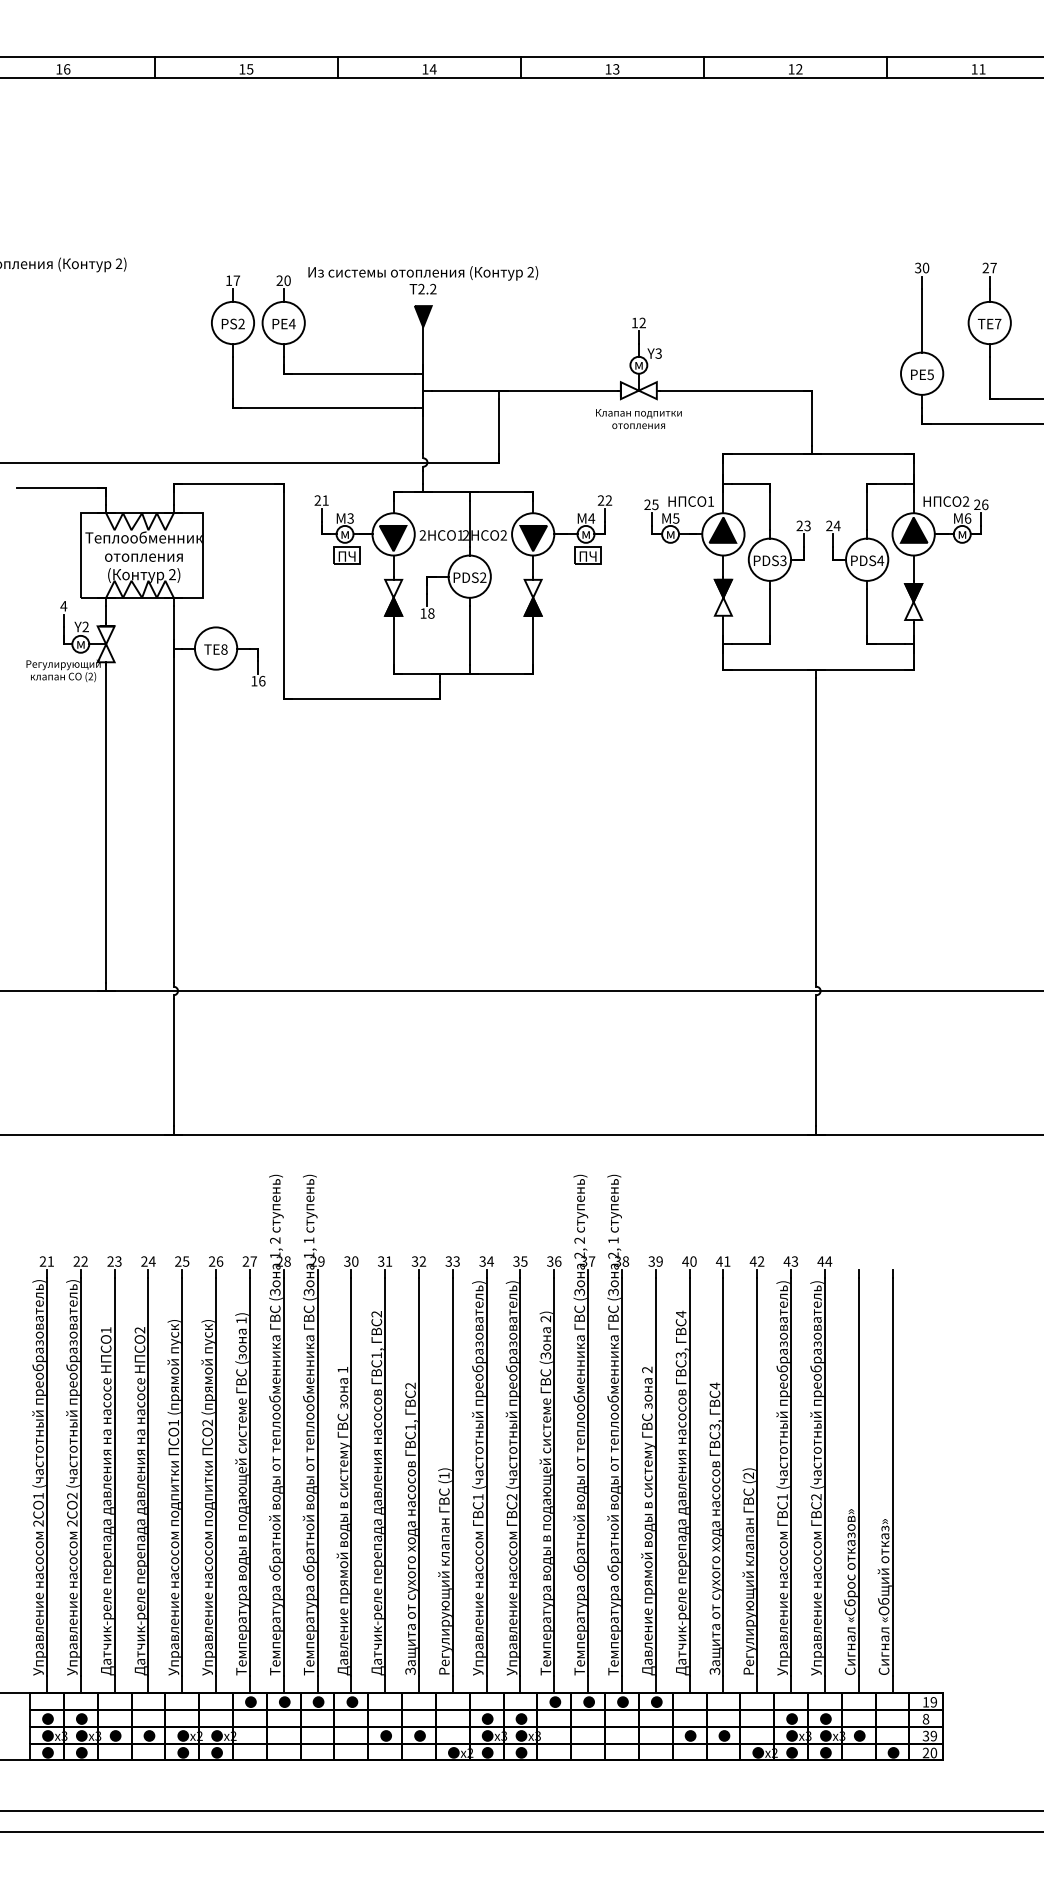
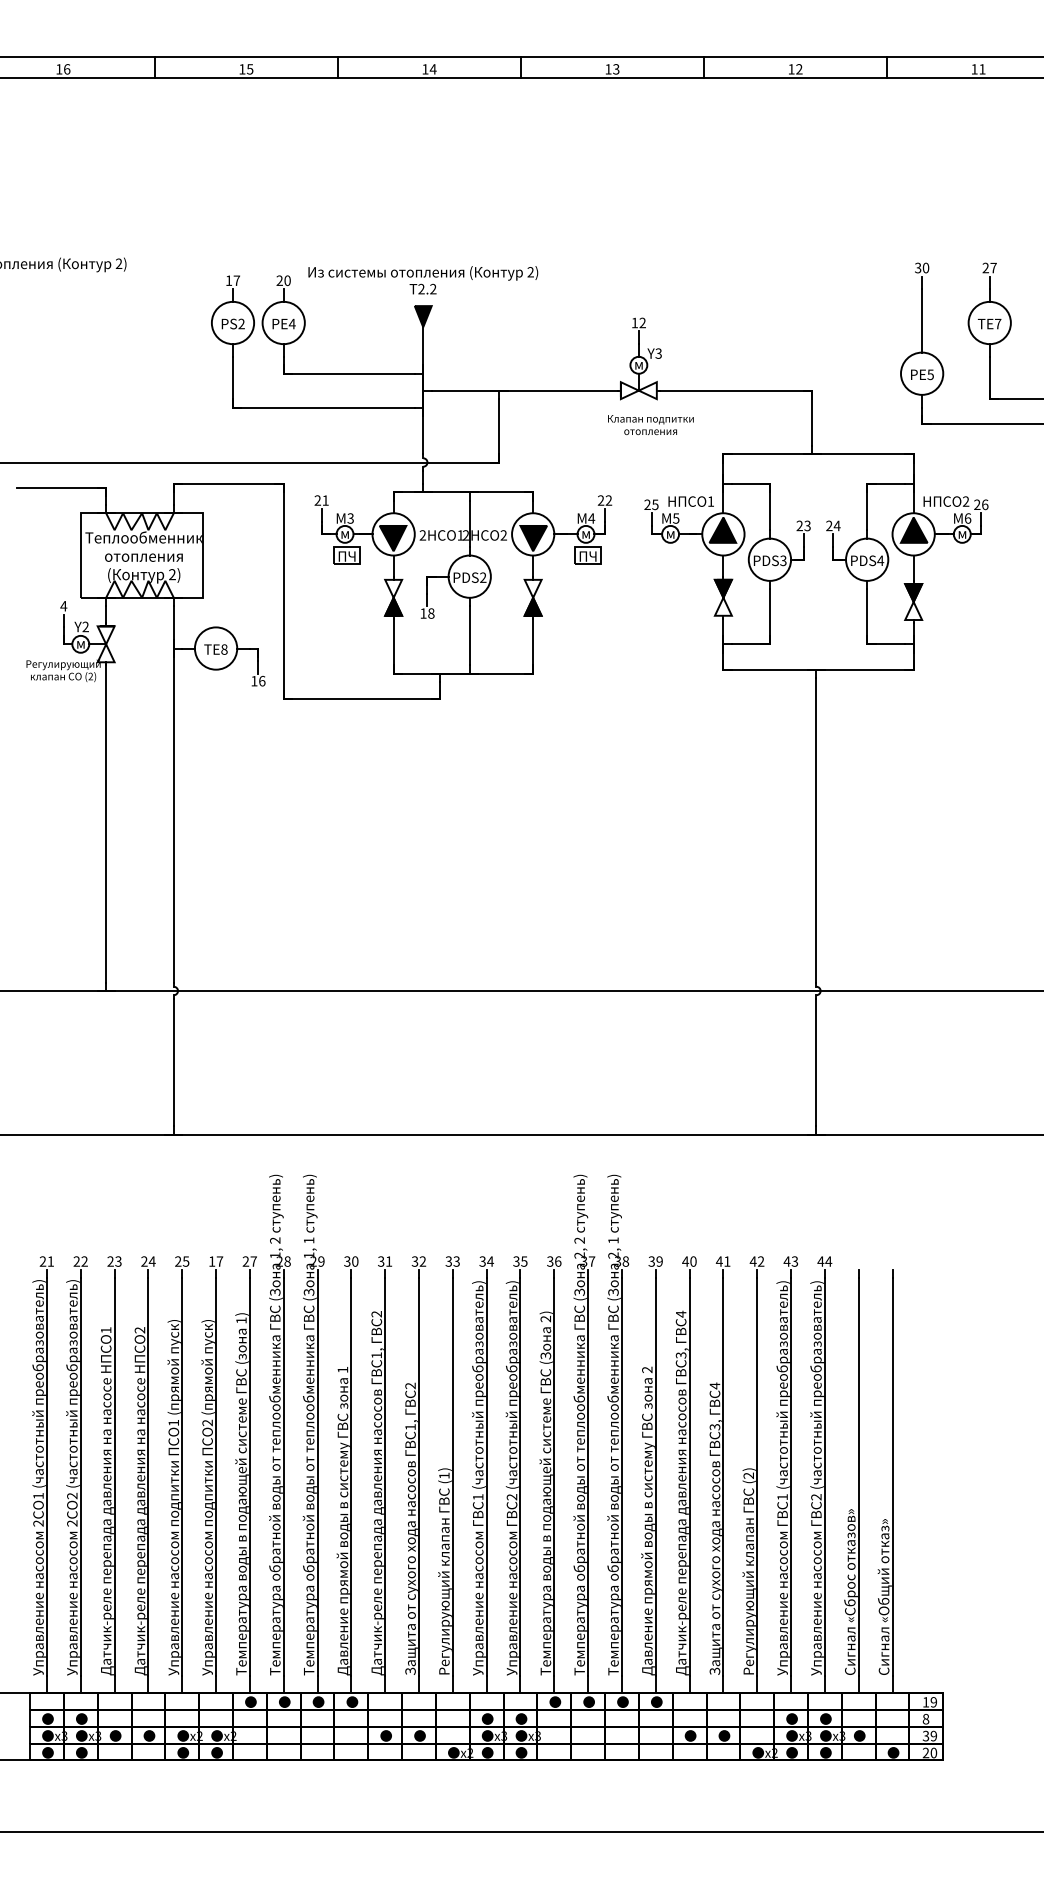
text position: (638, 419) -> (650, 425) (650, 425)
text: 26 -> 17 (215, 1261)
line: present -> none (521, 1811)
